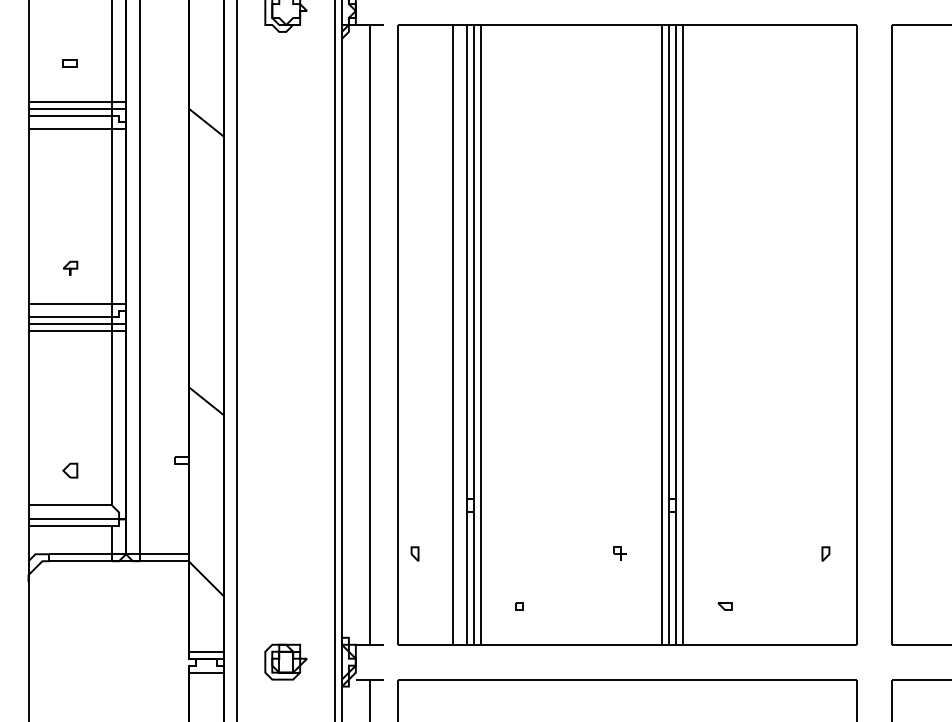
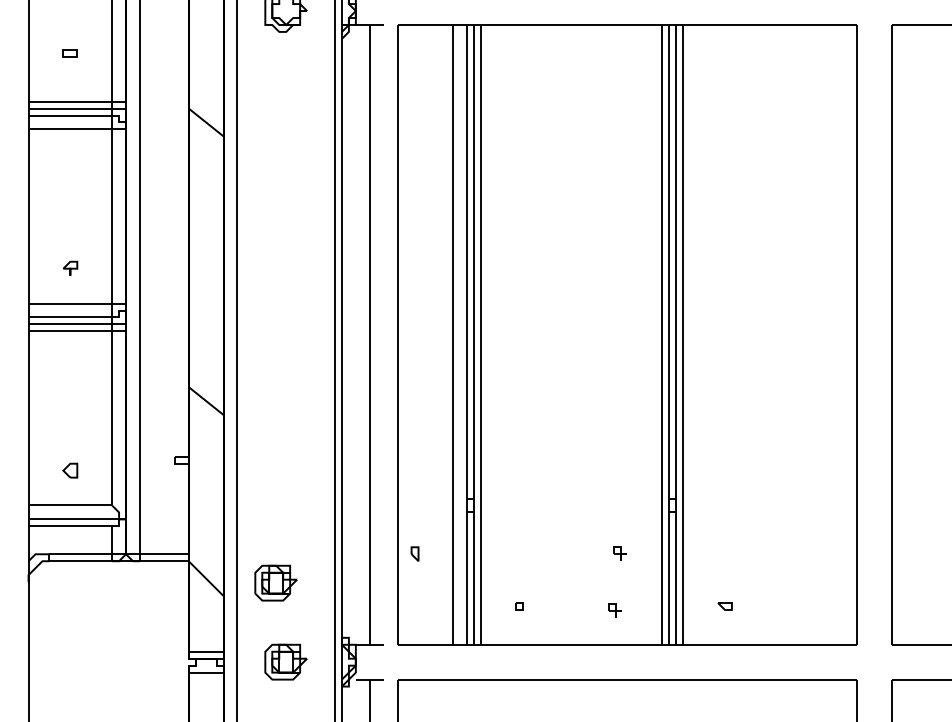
part position: (69, 63) -> (69, 53) (69, 53)
part: present -> none (825, 553)
part: none -> present (275, 582)
part: none -> present (614, 610)
